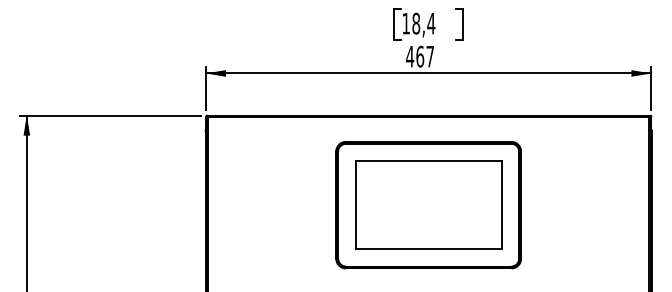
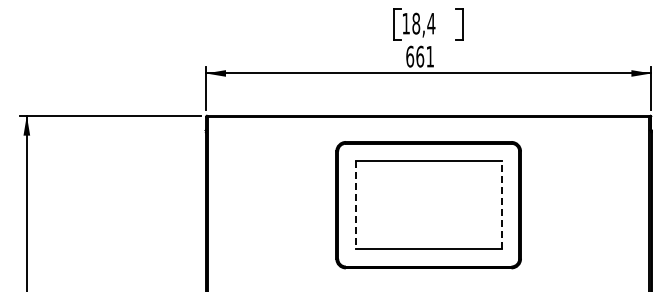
text: 467 -> 661 (419, 56)
line: solid -> dashed (501, 204)
line: solid -> dashed (355, 205)
